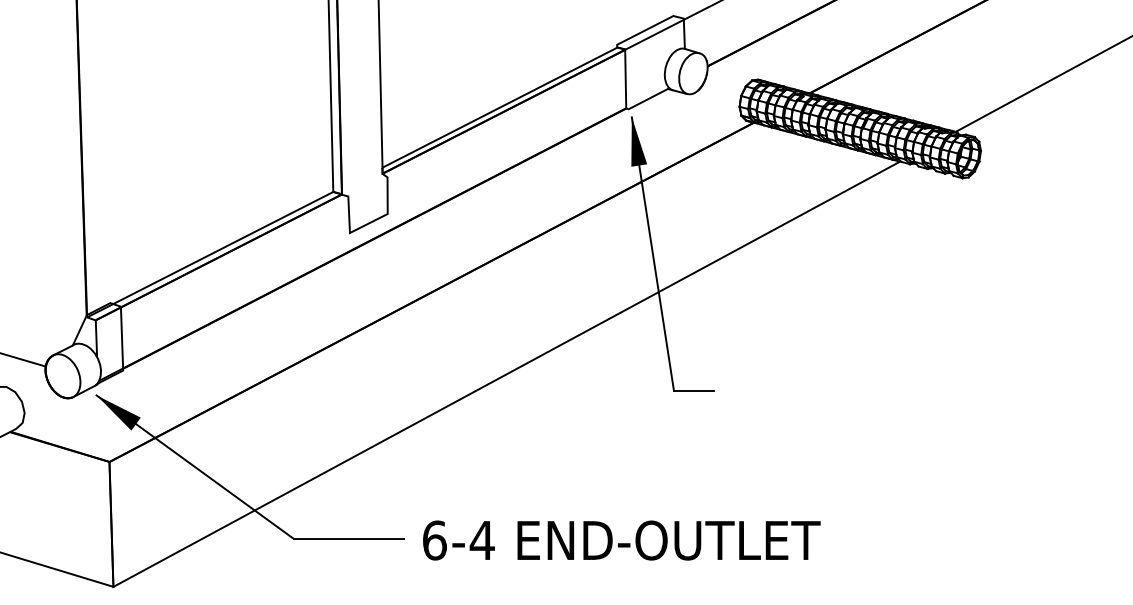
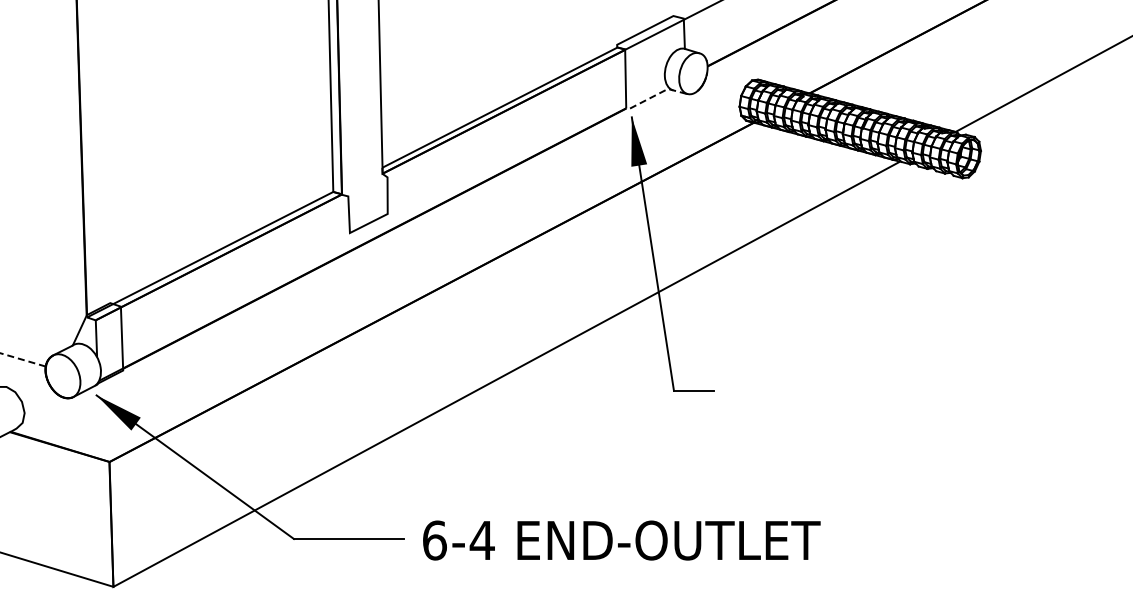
line: solid -> dashed (655, 95)
line: solid -> dashed (22, 359)
